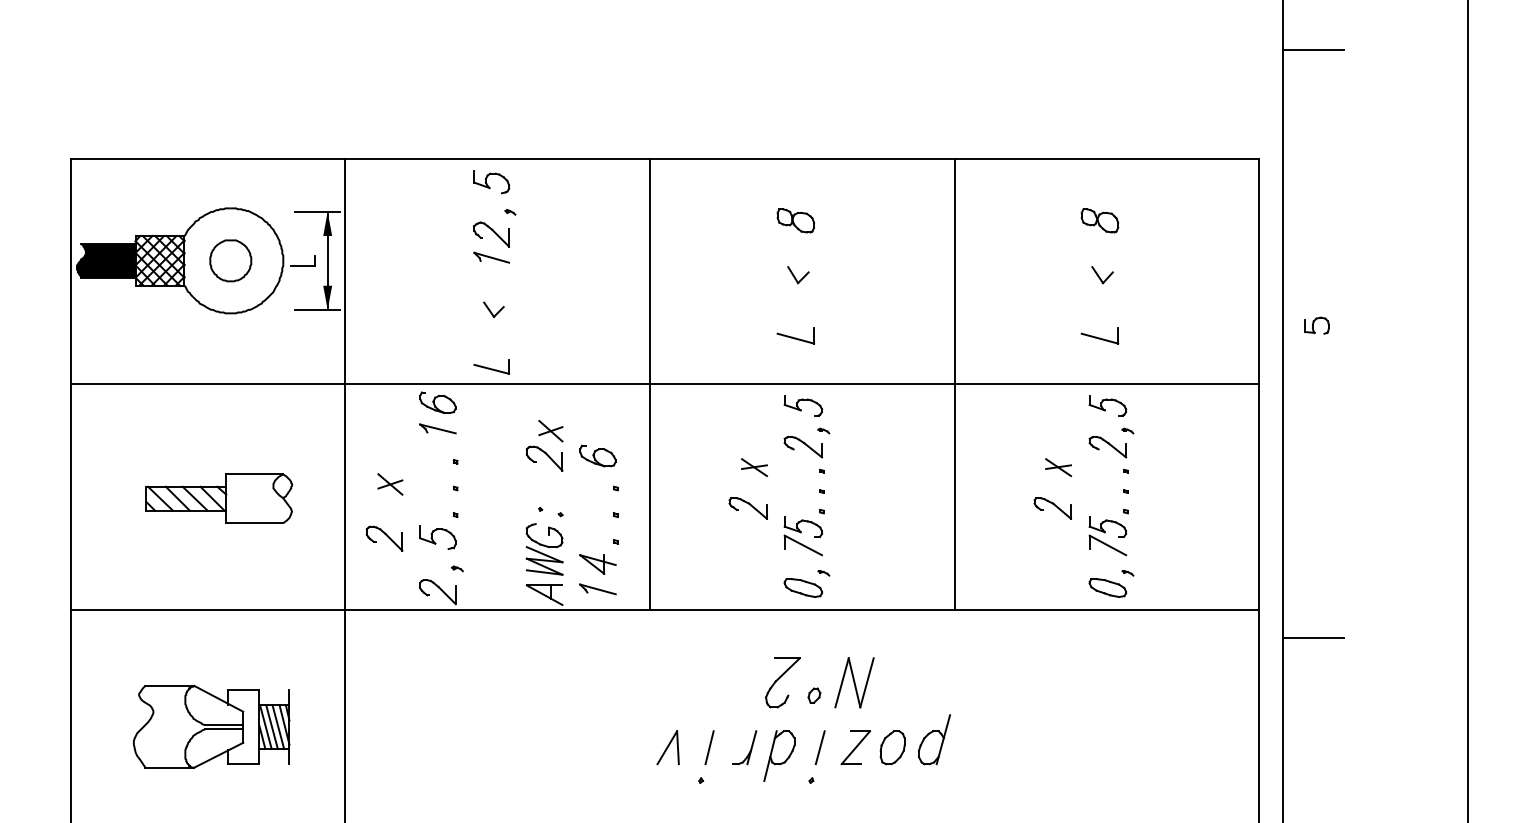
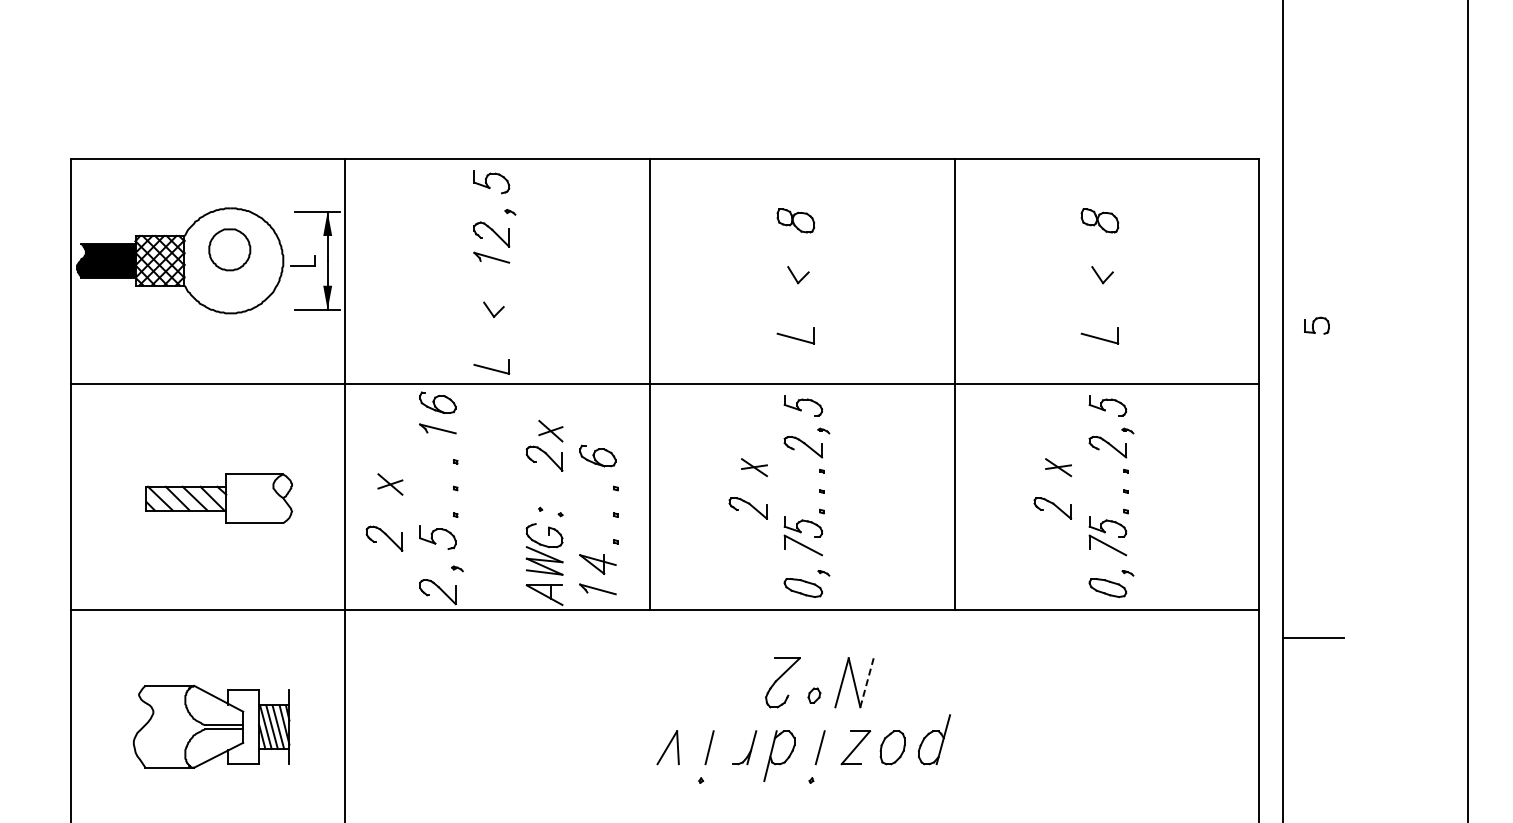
line: present -> none (1313, 50)
part position: (230, 260) -> (229, 249) (229, 249)
line: solid -> dashed (867, 682)
